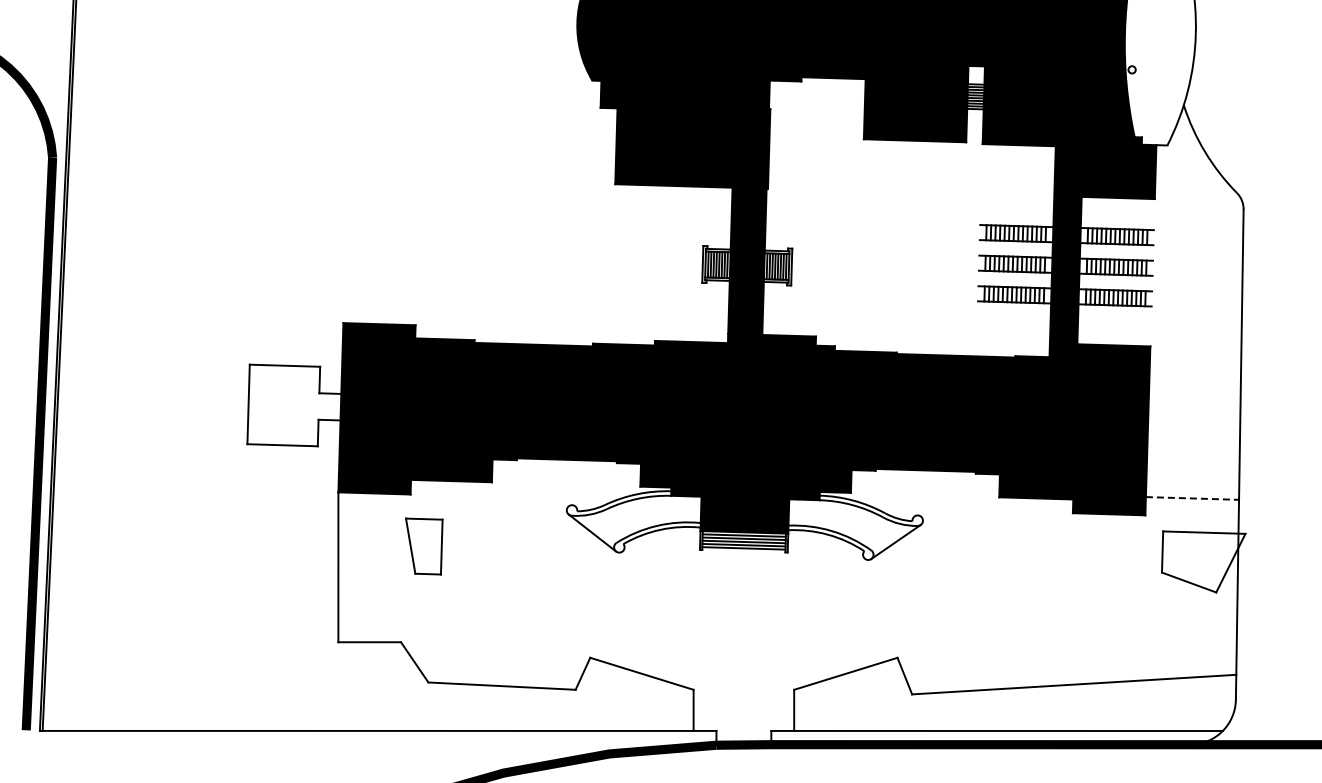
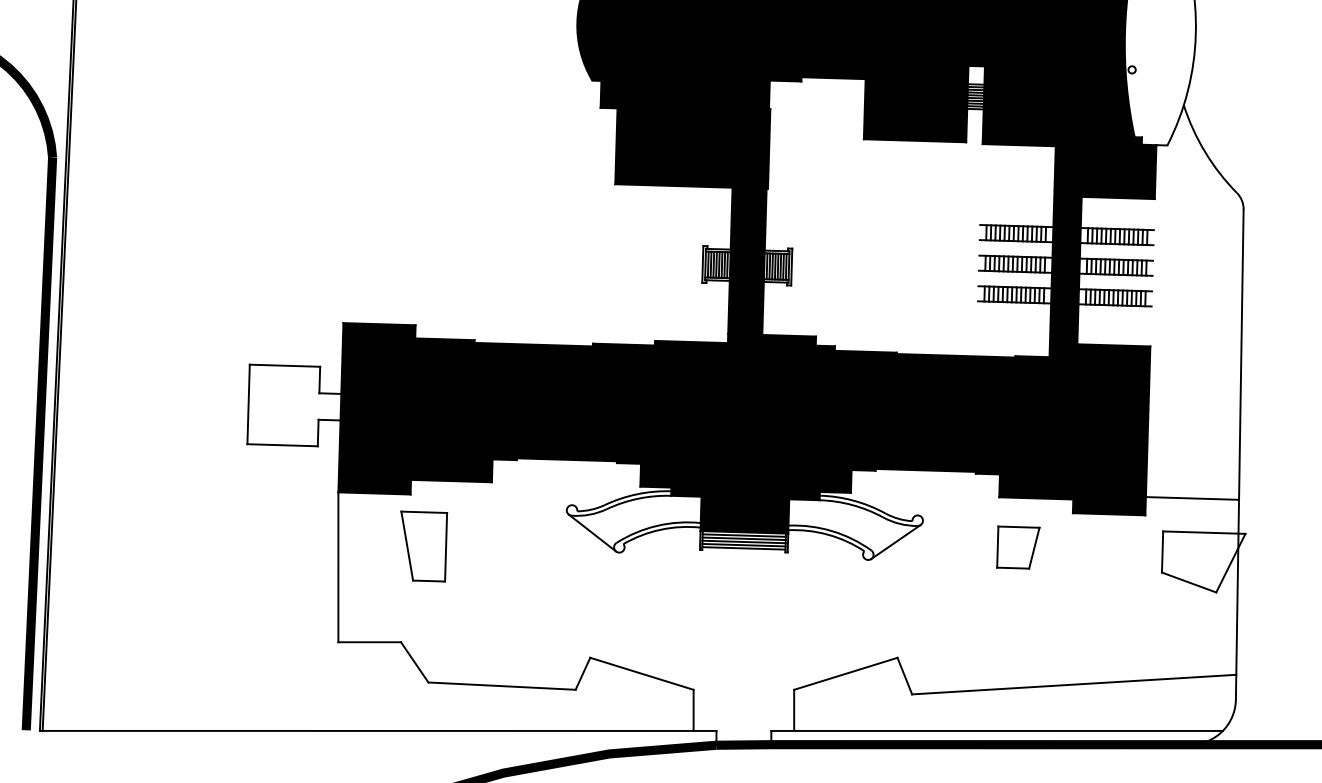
line: dashed -> solid (1192, 498)
part size: 39x59 px -> 49x73 px (424, 546)
part: none -> present (1018, 547)
